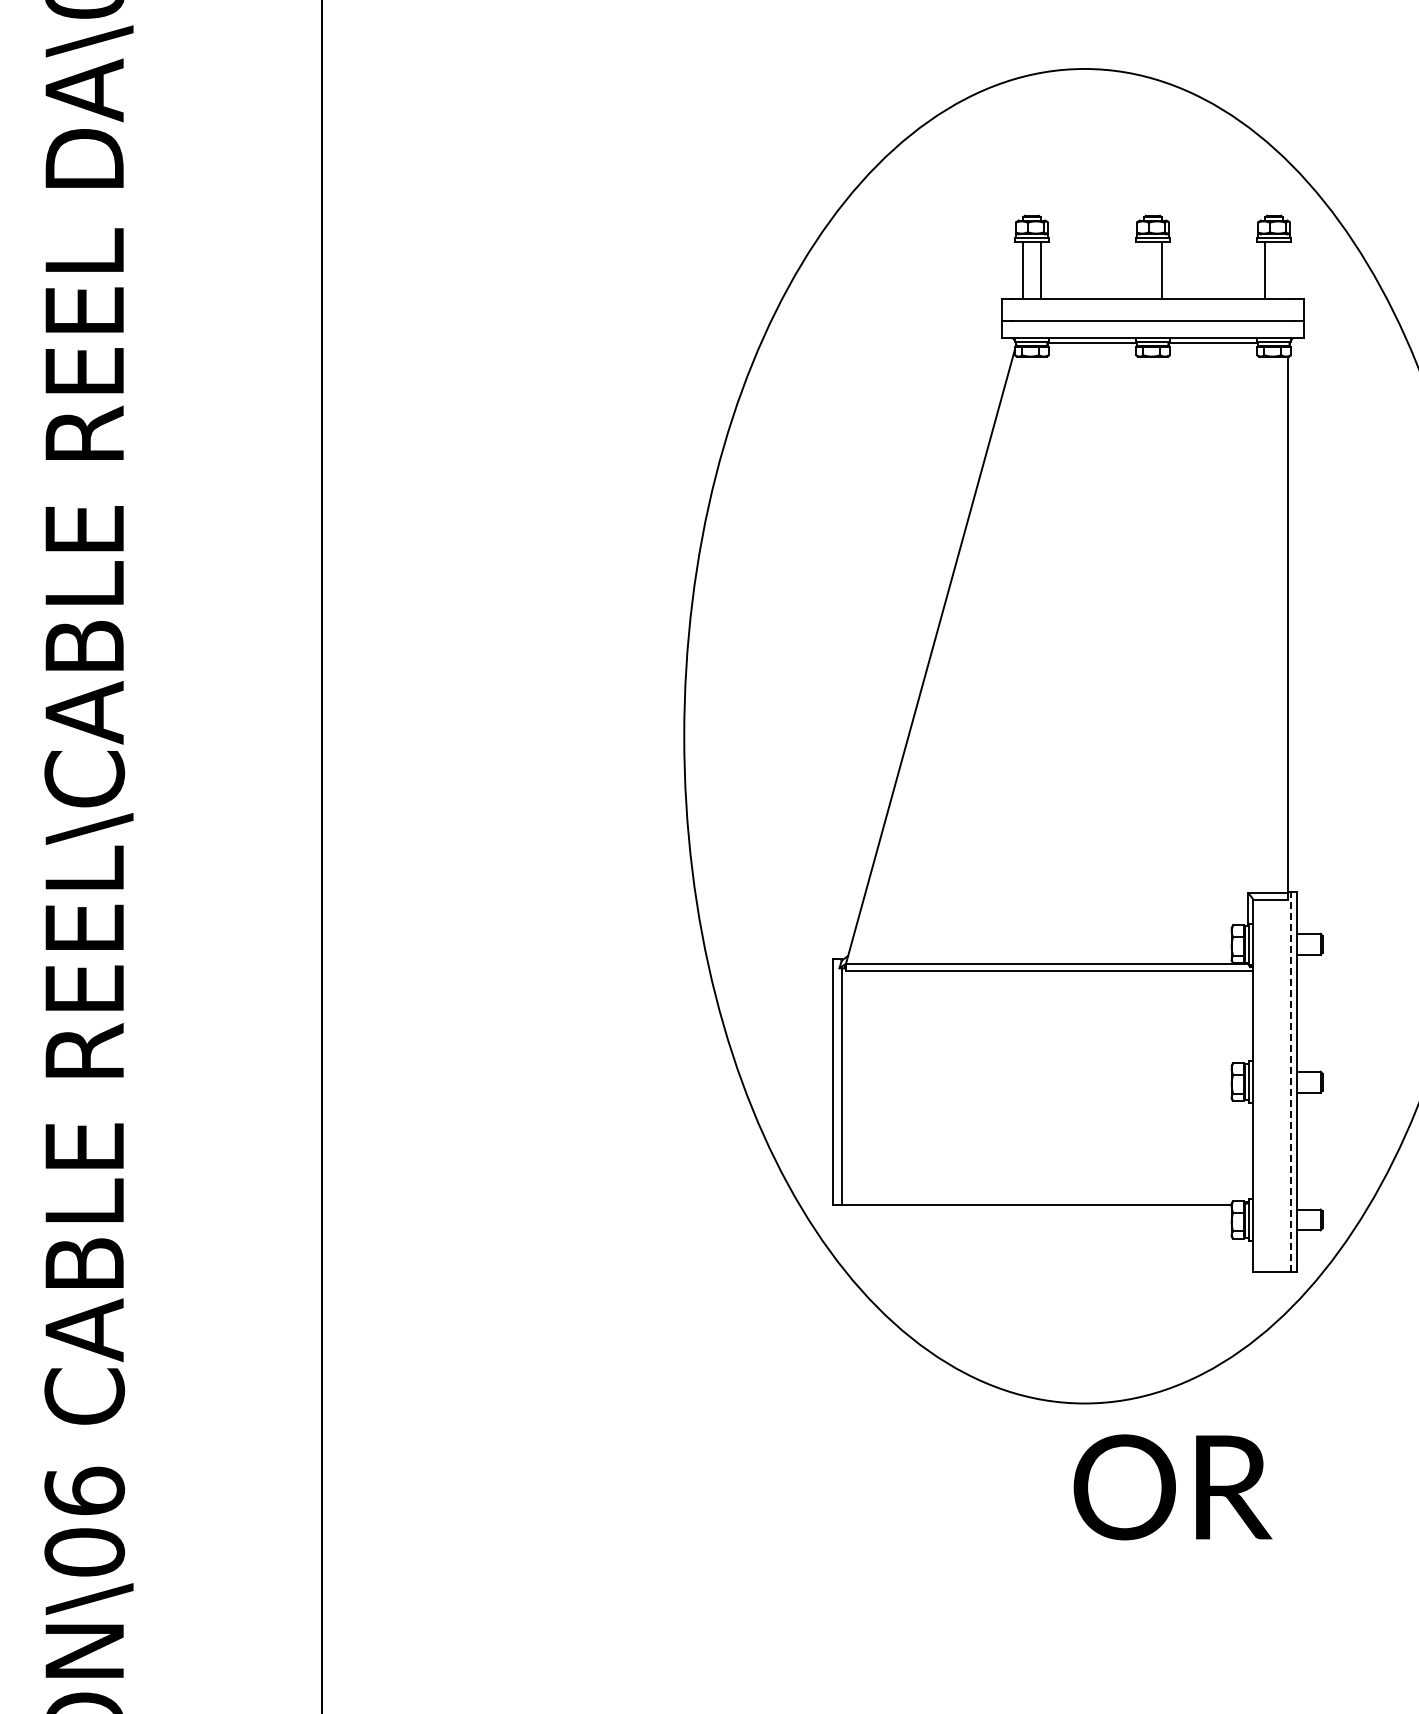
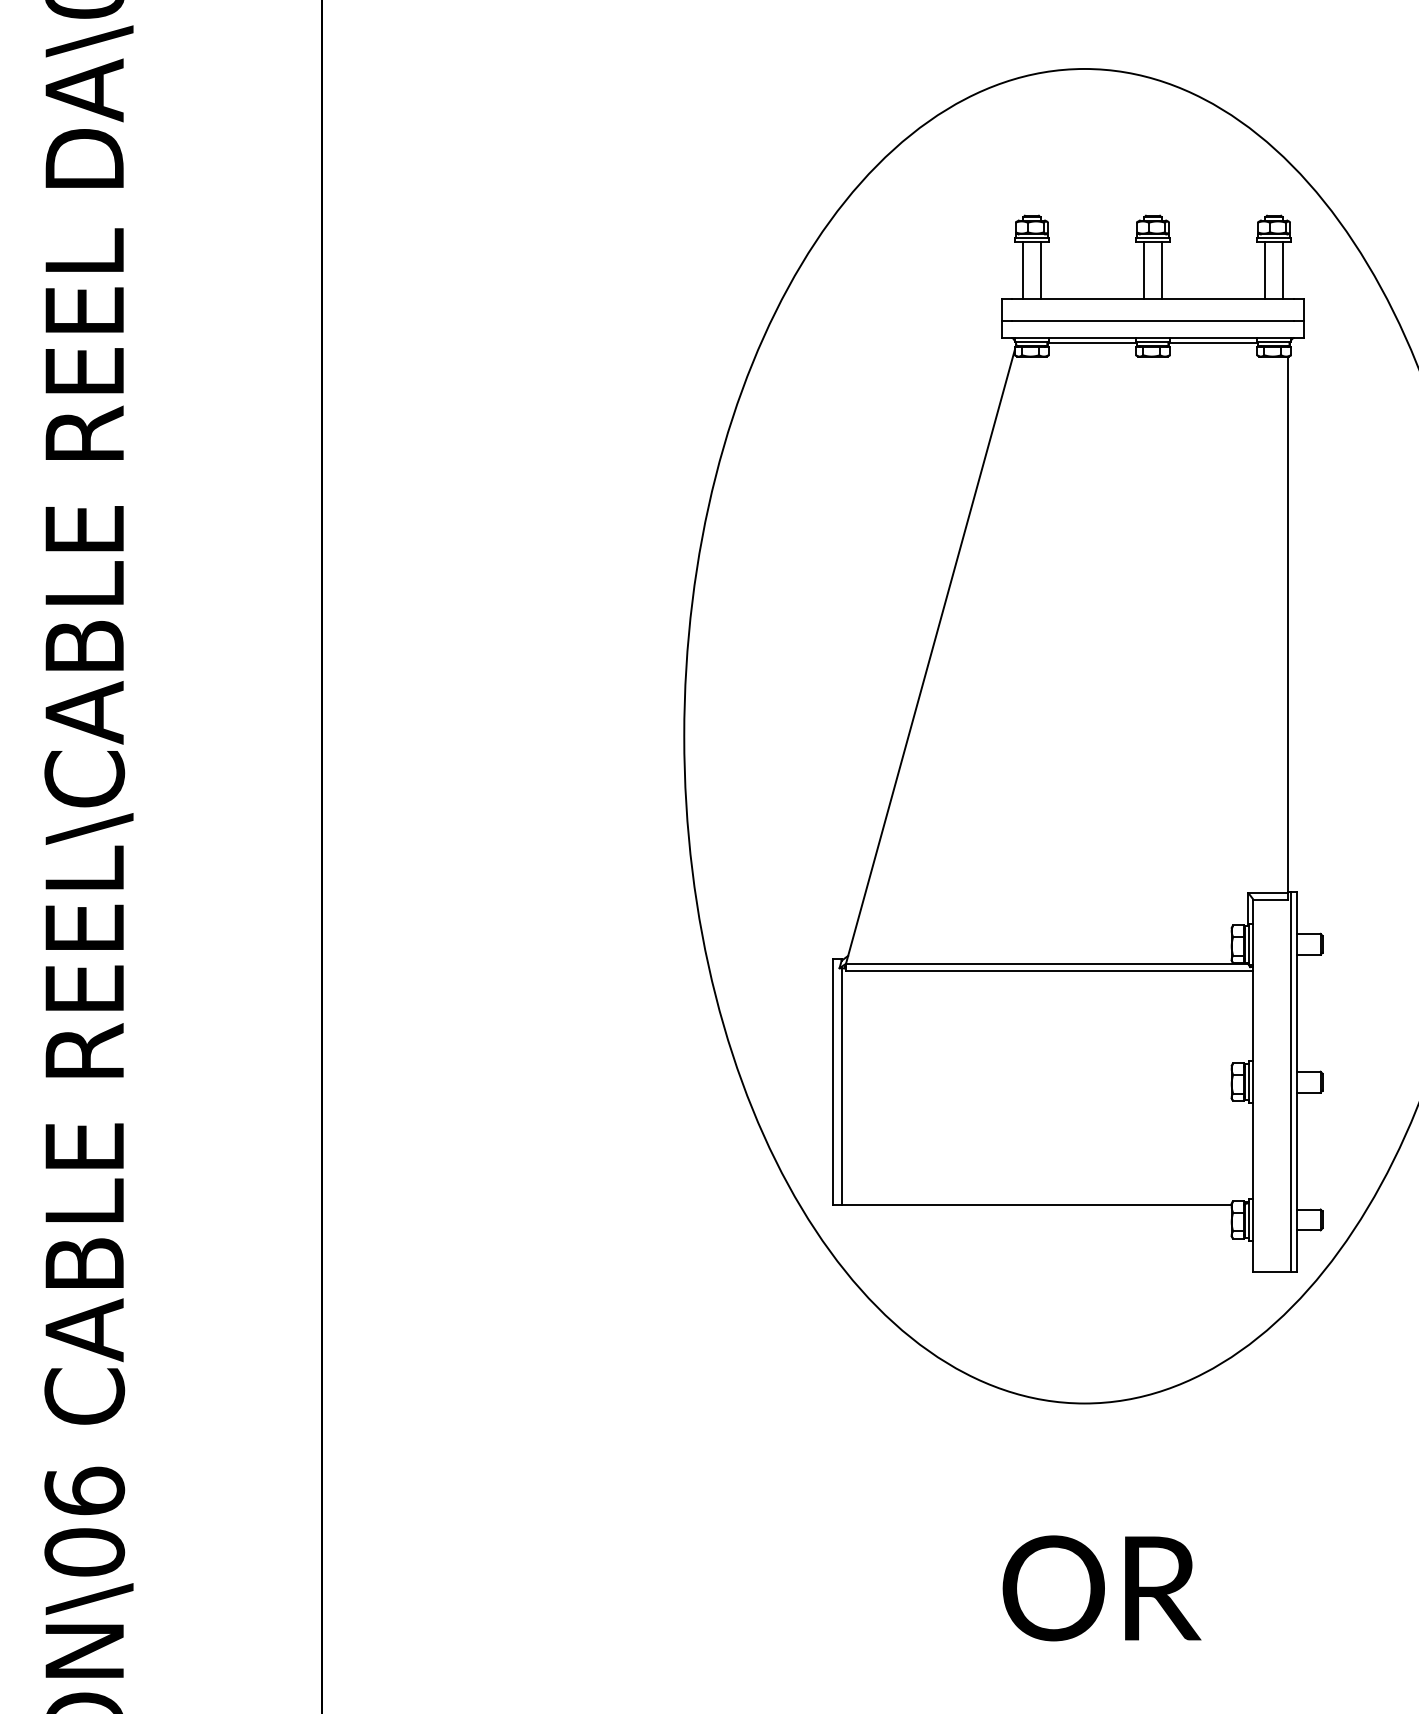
line: none -> present (1144, 269)
line: none -> present (1282, 269)
line: dashed -> solid (1291, 1081)
text position: (1172, 1487) -> (1101, 1588) (1101, 1588)
